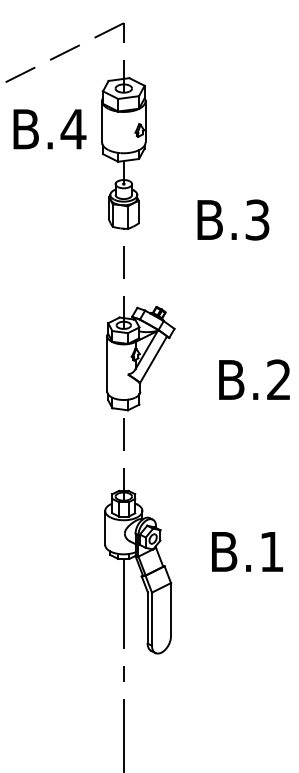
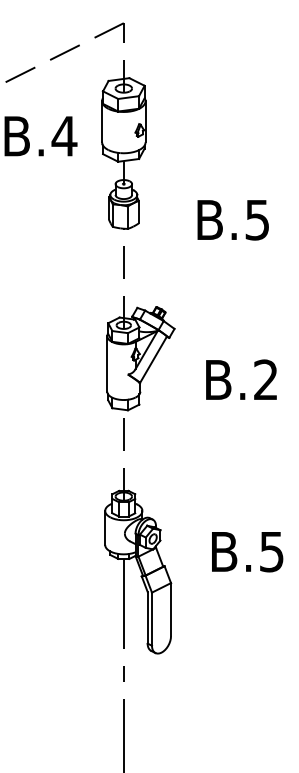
text position: (49, 129) -> (40, 136) (40, 136)
text: B.3 -> B.5 (257, 219)
text position: (254, 379) -> (241, 379) (241, 379)
text: B.1 -> B.5 (271, 552)
